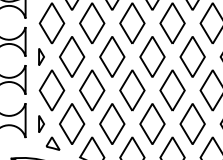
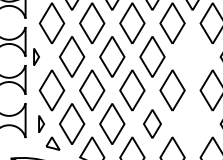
part position: (41, 56) -> (36, 56) (36, 56)
part: present -> none (192, 56)
part size: 27x42 px -> 19x30 px (152, 123)
part: present -> none (192, 123)
